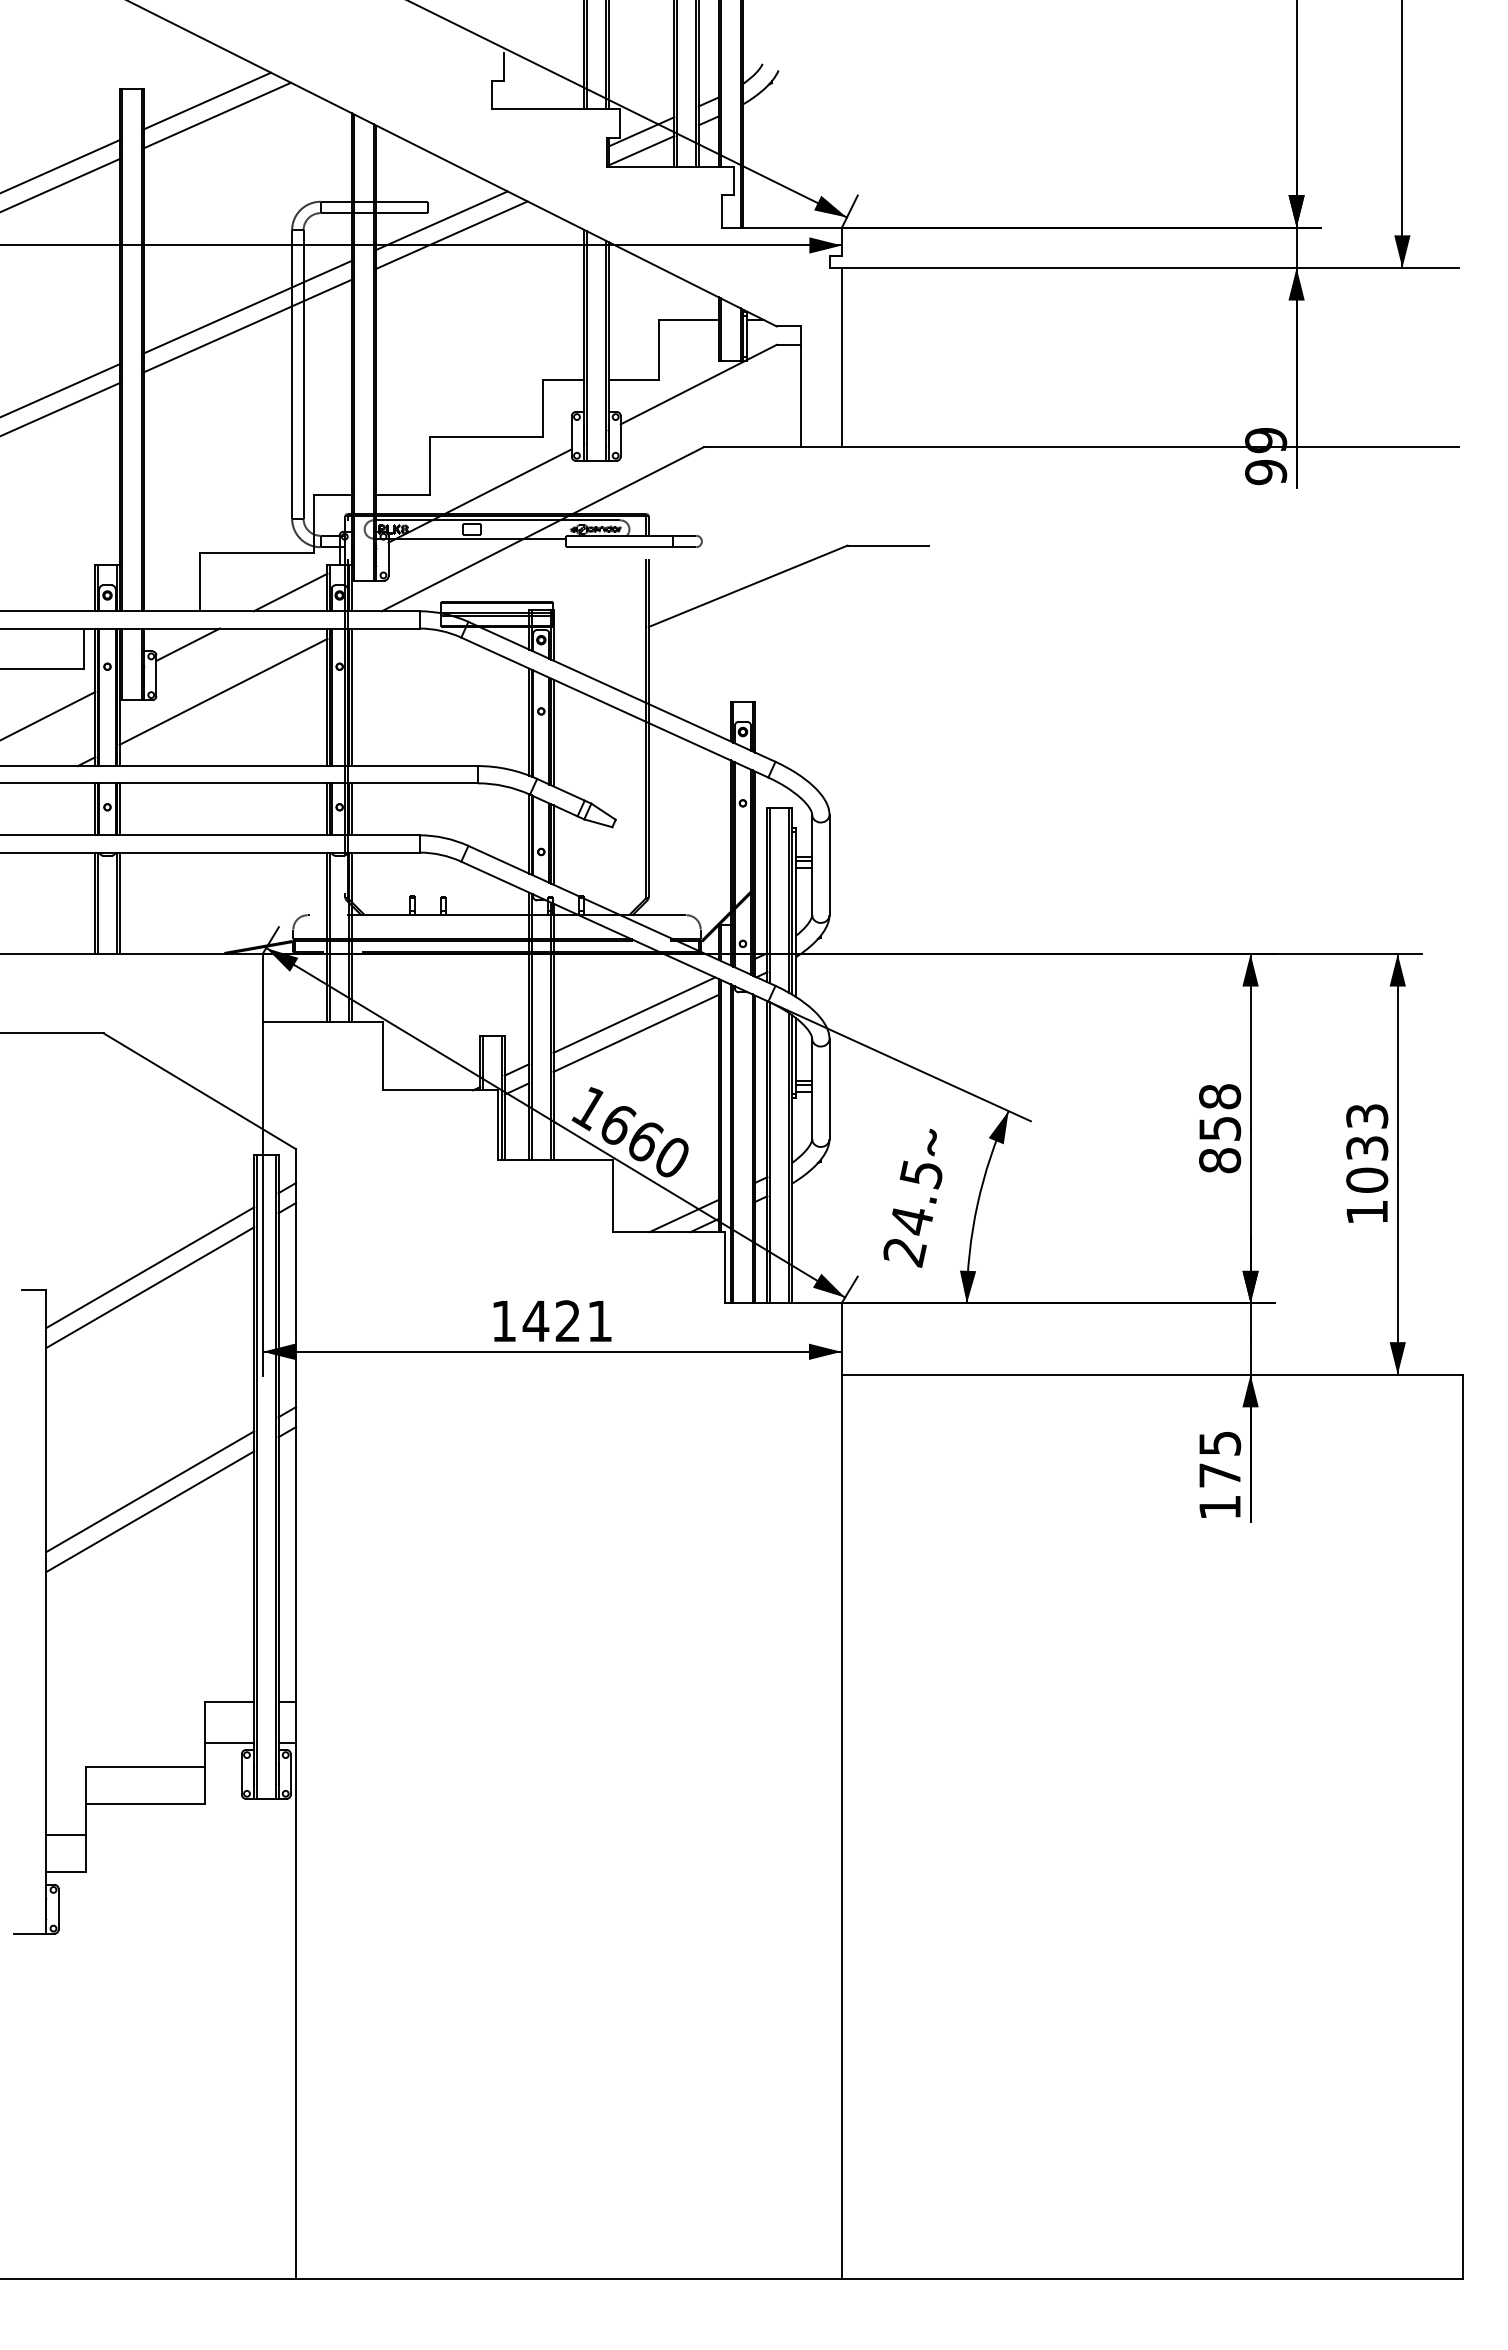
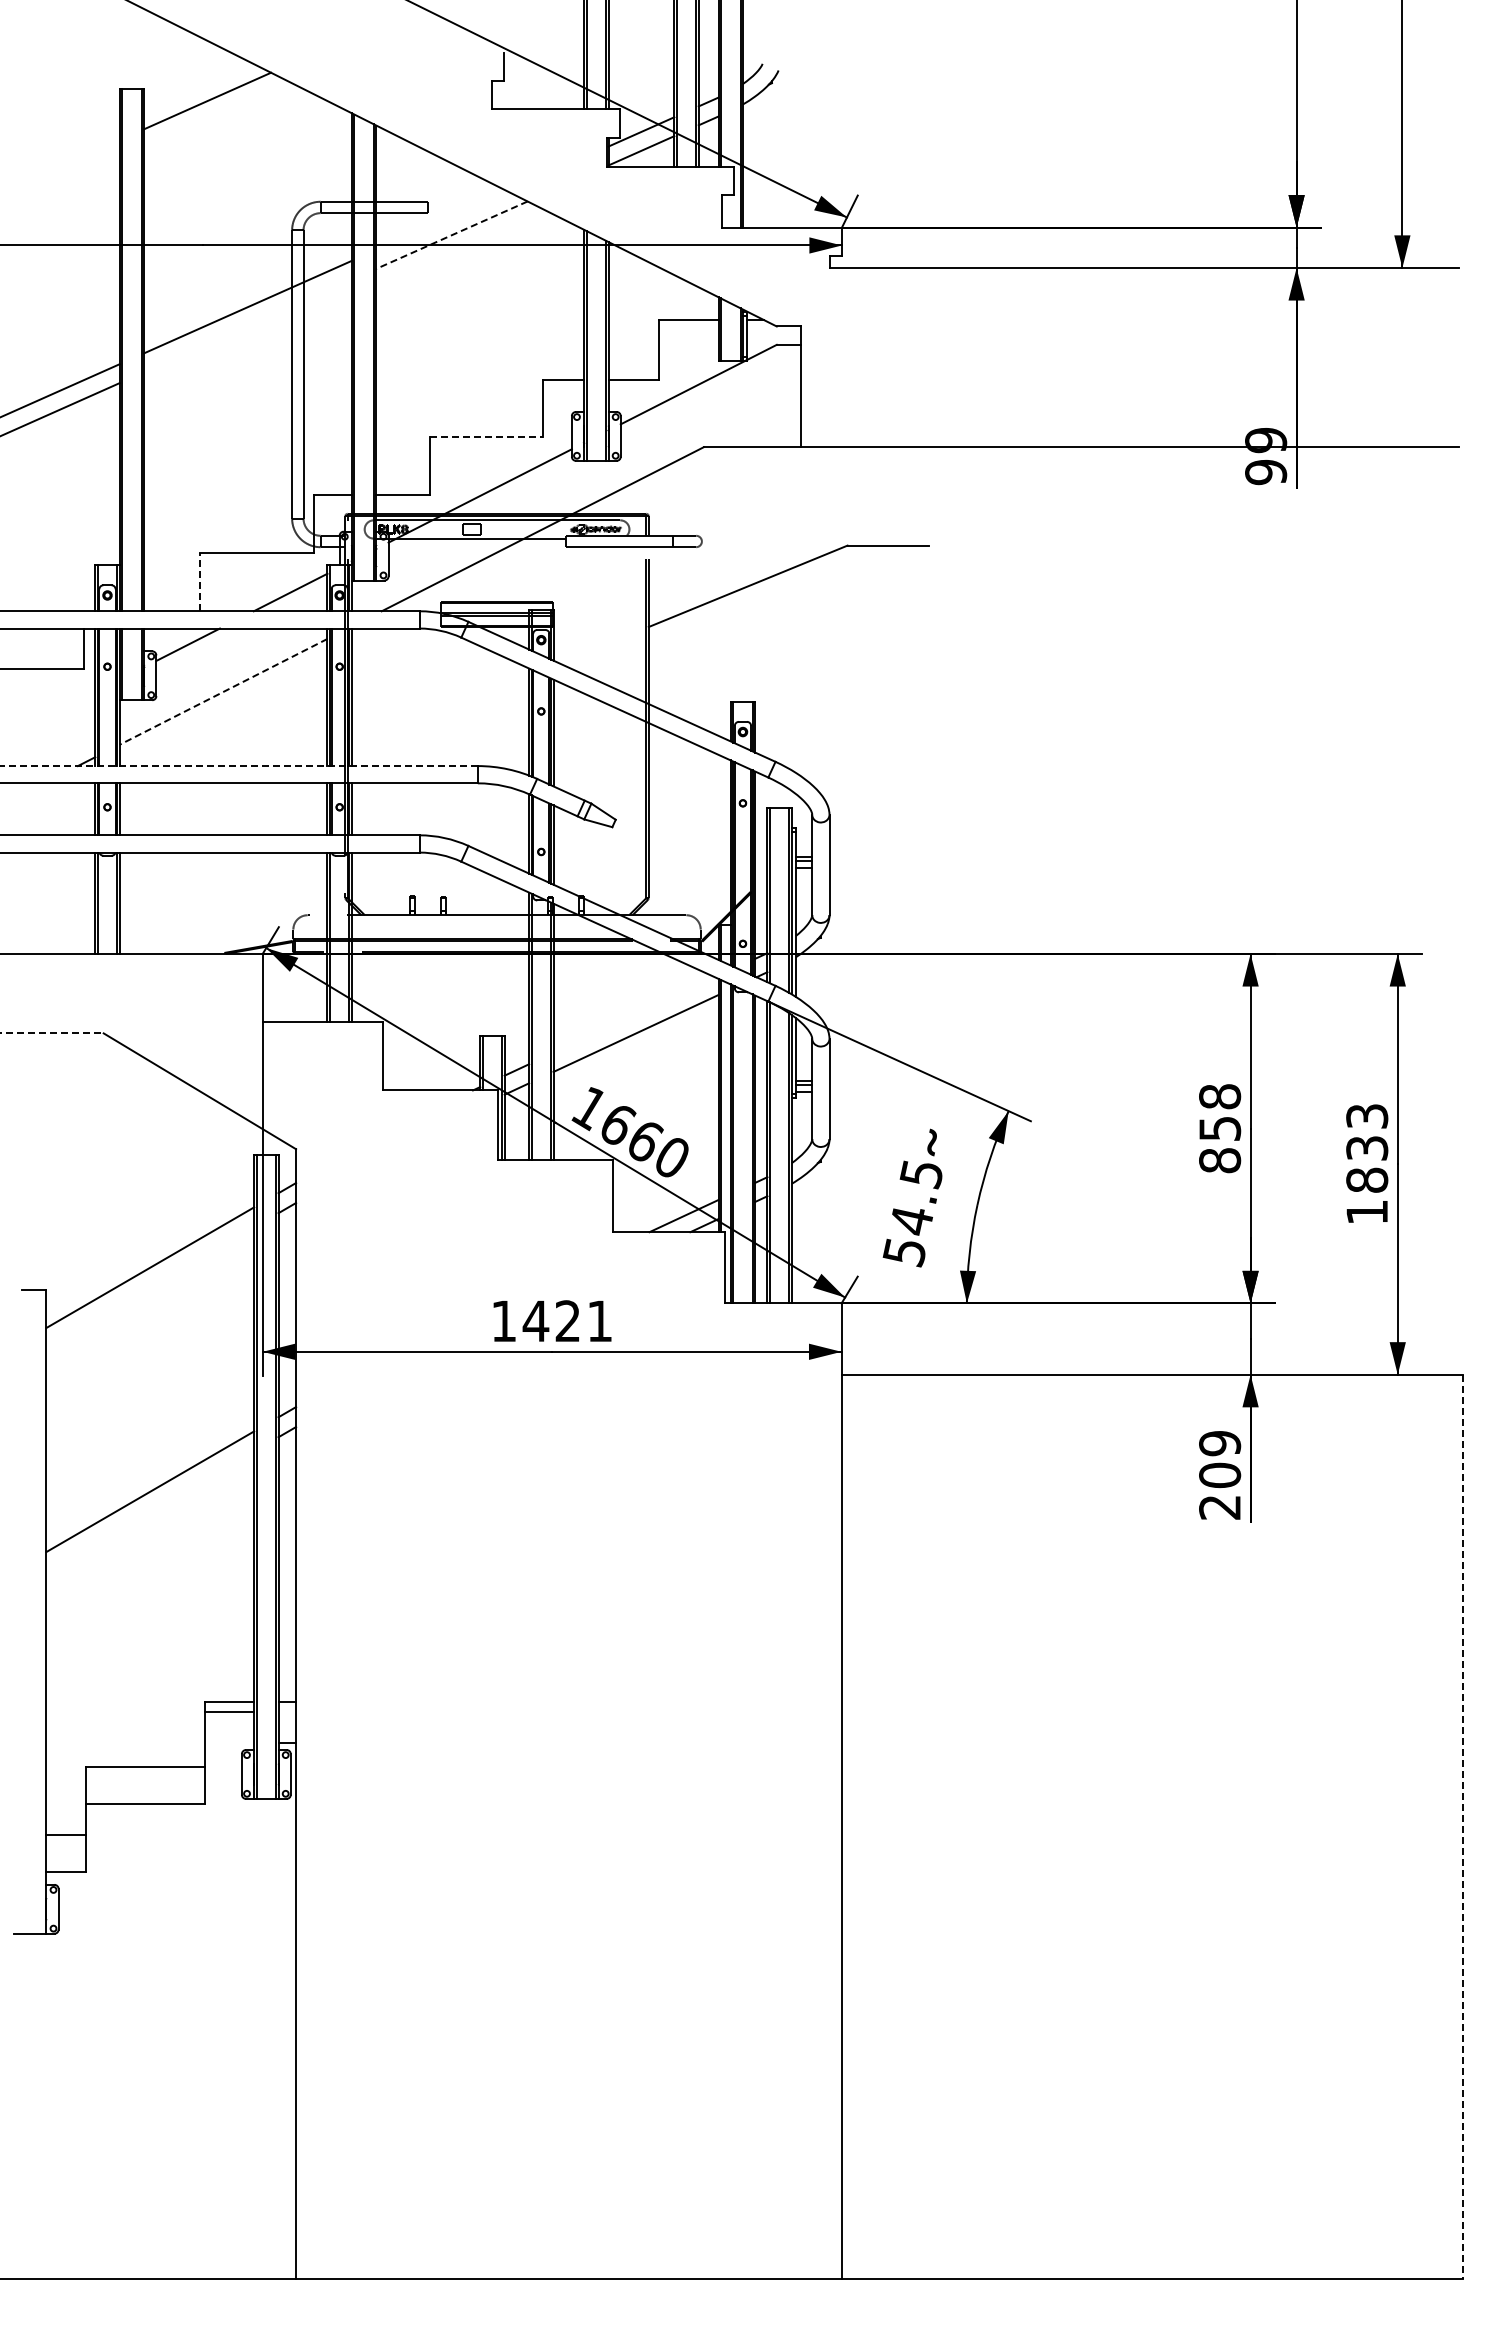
line: present -> none (217, 115)
line: present -> none (60, 166)
line: present -> none (60, 185)
line: present -> none (441, 220)
line: solid -> dashed (452, 235)
line: present -> none (247, 325)
line: present -> none (841, 357)
line: solid -> dashed (486, 436)
line: solid -> dashed (199, 581)
line: solid -> dashed (223, 691)
line: present -> none (48, 715)
line: solid -> dashed (239, 766)
line: present -> none (634, 1014)
line: solid -> dashed (52, 1033)
text: 1033 -> 1833 (1367, 1179)
text: 24.5 -> 54.5 (904, 1252)
line: present -> none (150, 1287)
text: 175 -> 209 (1220, 1475)
line: present -> none (150, 1511)
line position: (229, 1742) -> (229, 1711) (229, 1711)
line: solid -> dashed (1462, 1827)
